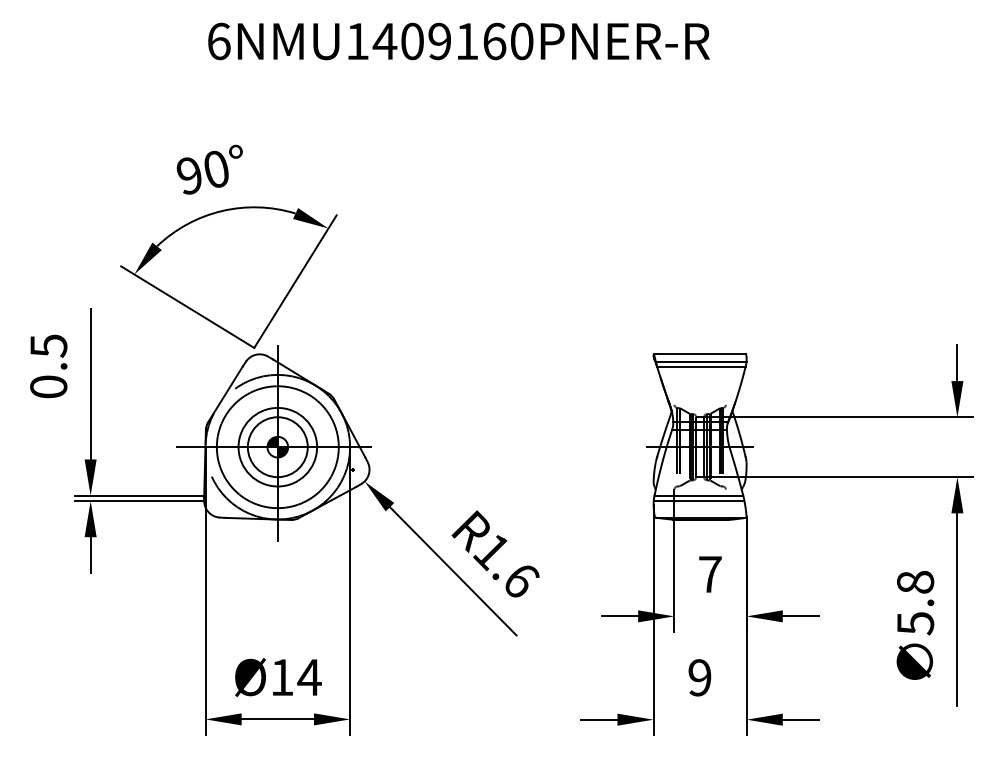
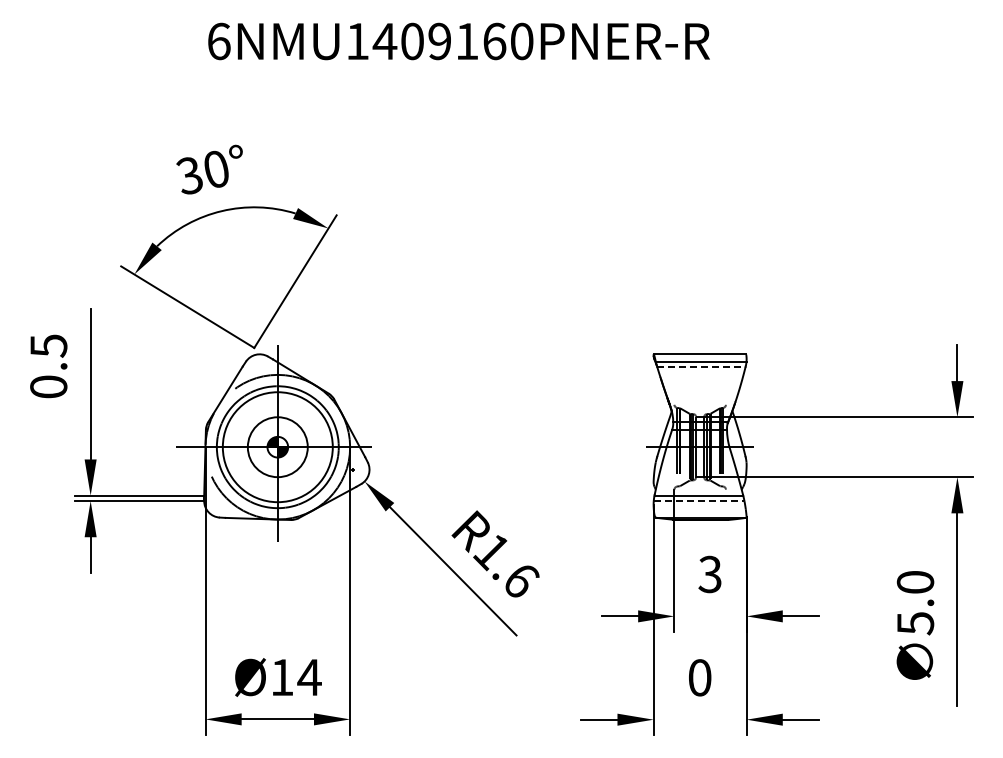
text: 90° -> 30° (189, 175)
line: solid -> dashed (701, 366)
circle diameter: 79 px -> 110 px (277, 447)
line: solid -> dashed (699, 501)
text: 7 -> 3 (709, 574)
text: 5.8 -> 5.0 (914, 581)
text: 9 -> 0 (699, 677)
